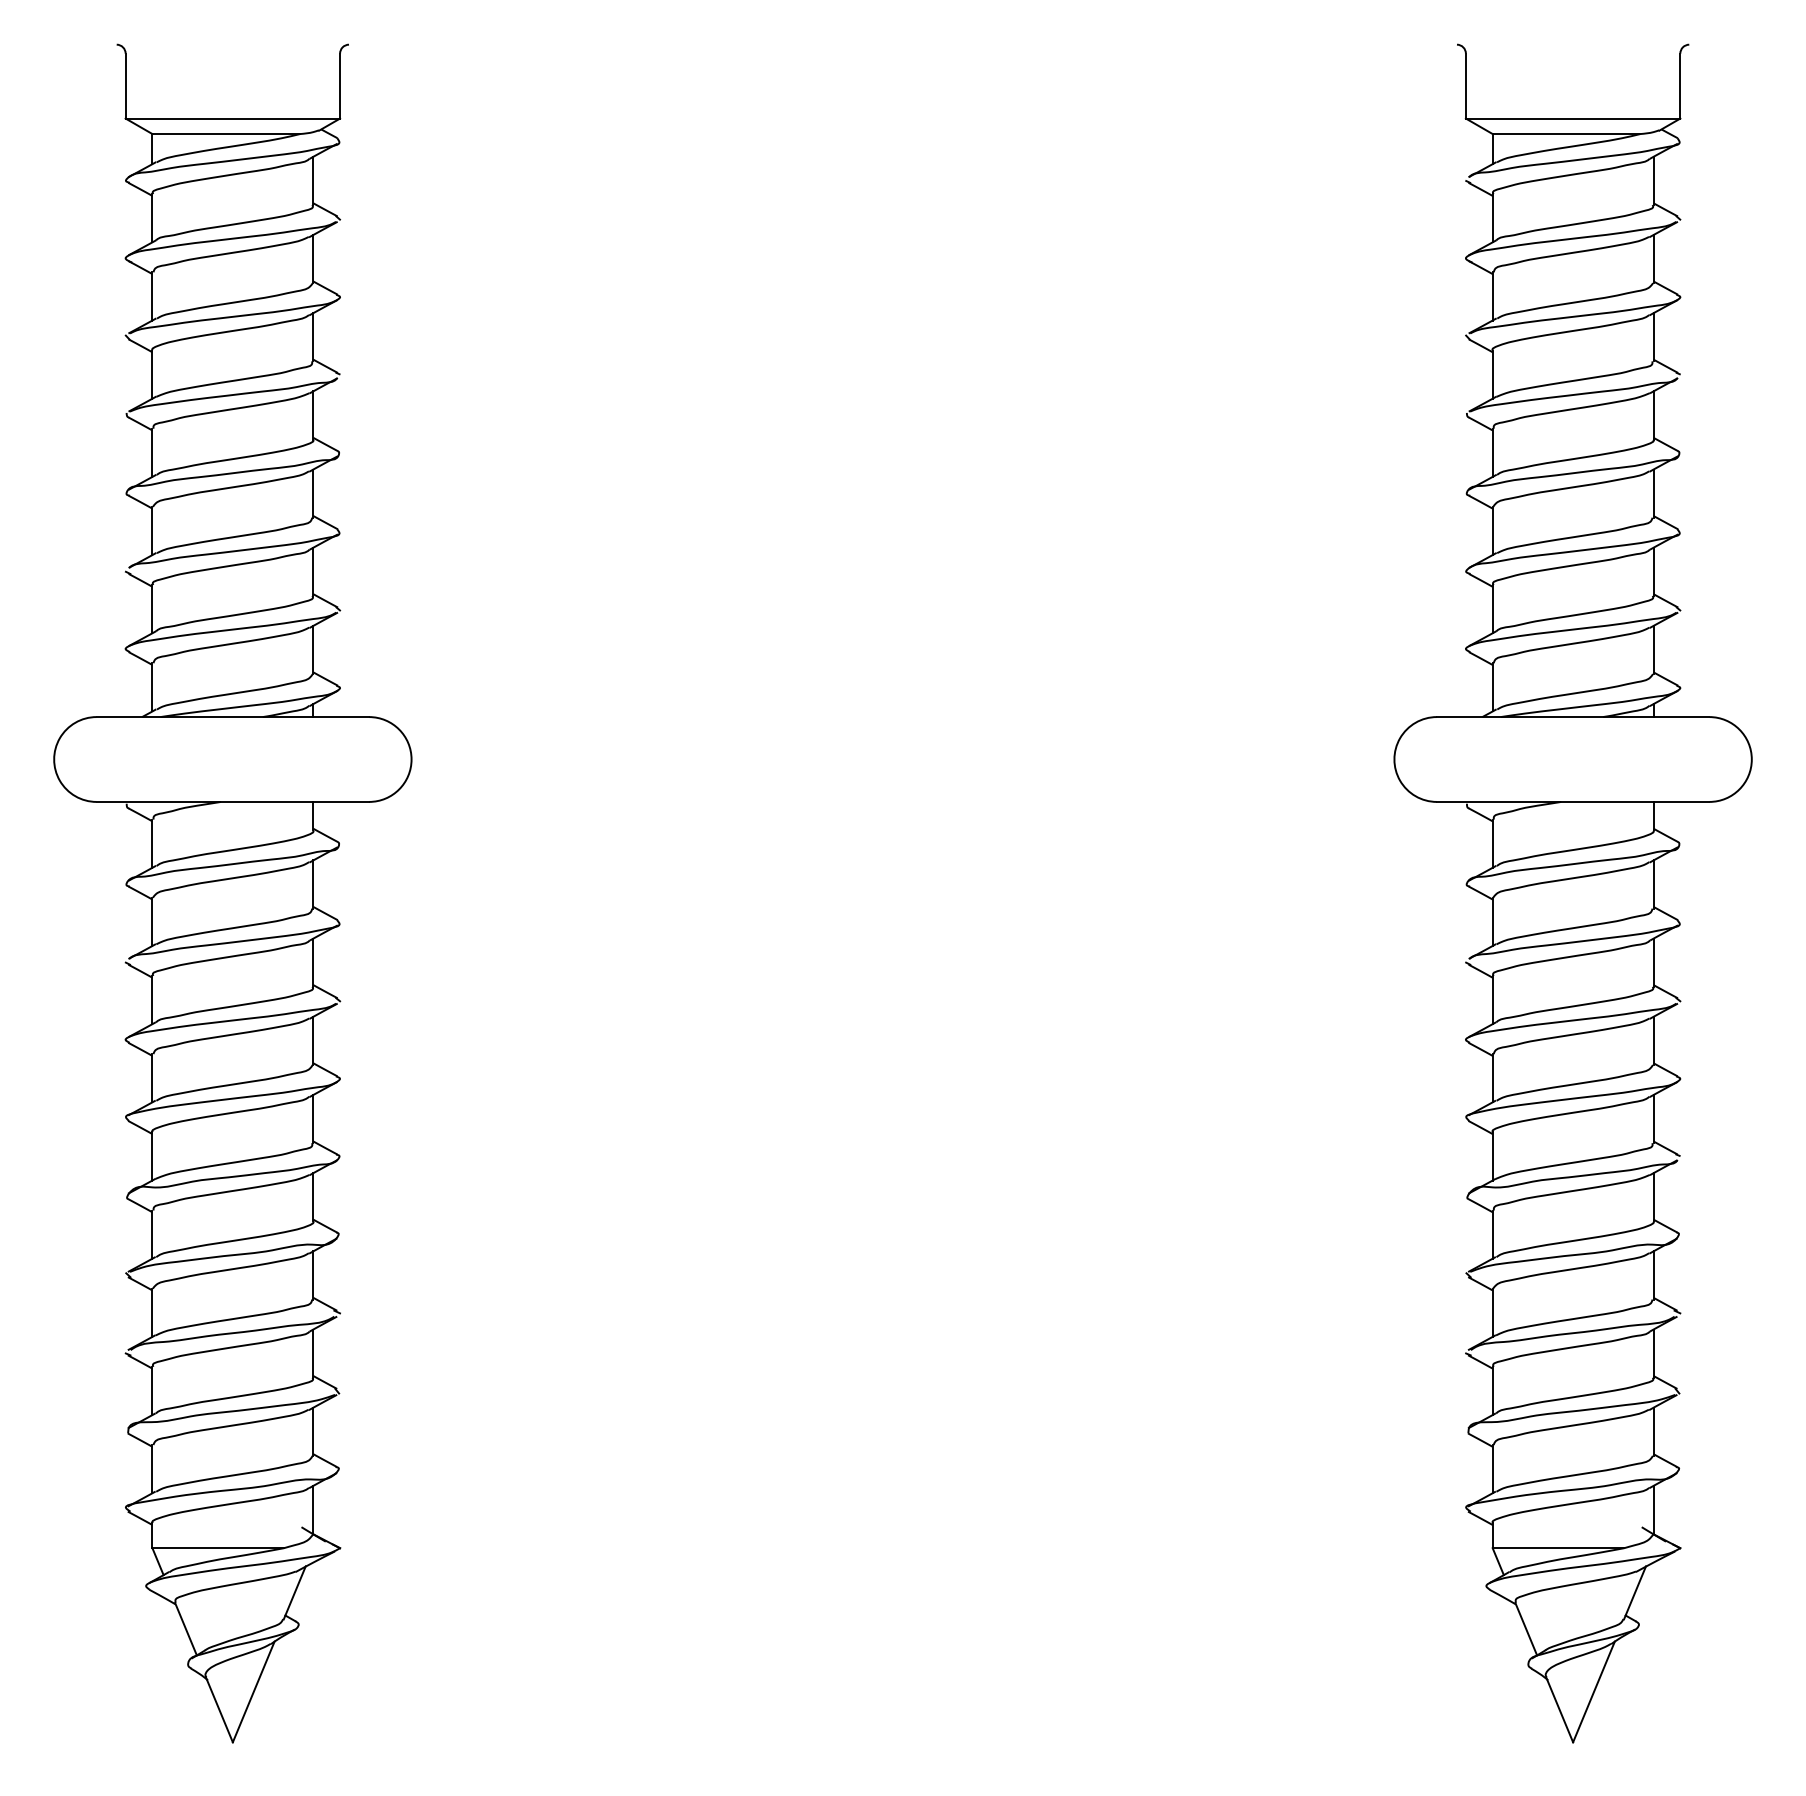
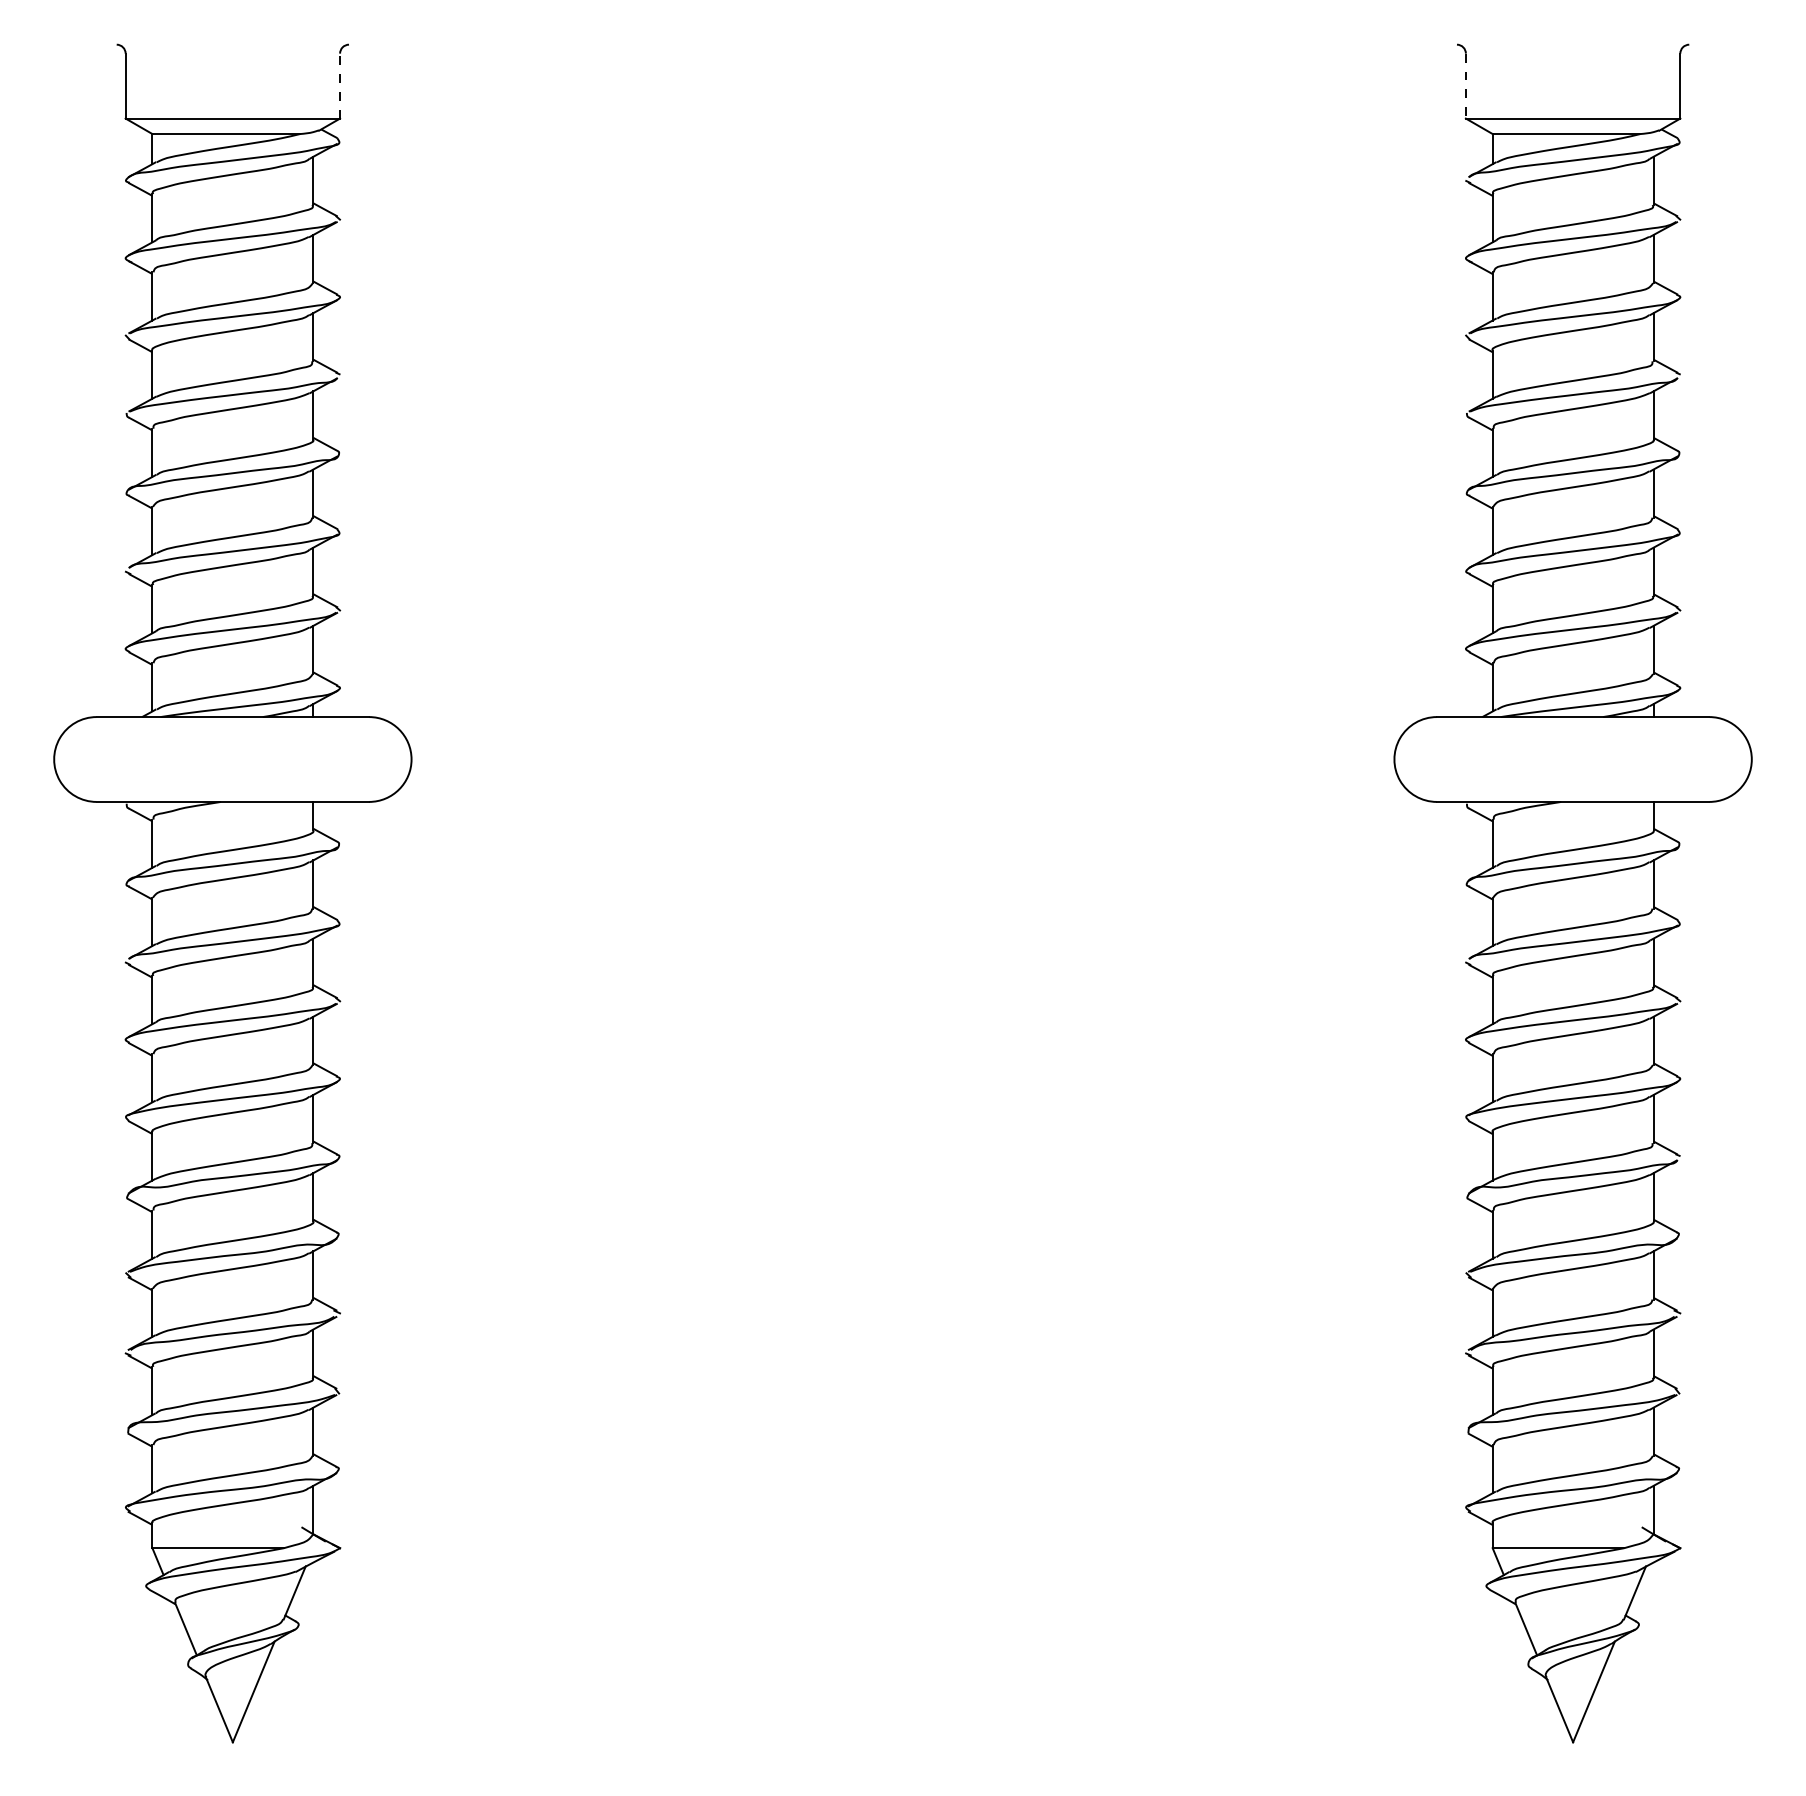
line: solid -> dashed (340, 85)
line: solid -> dashed (1465, 86)
